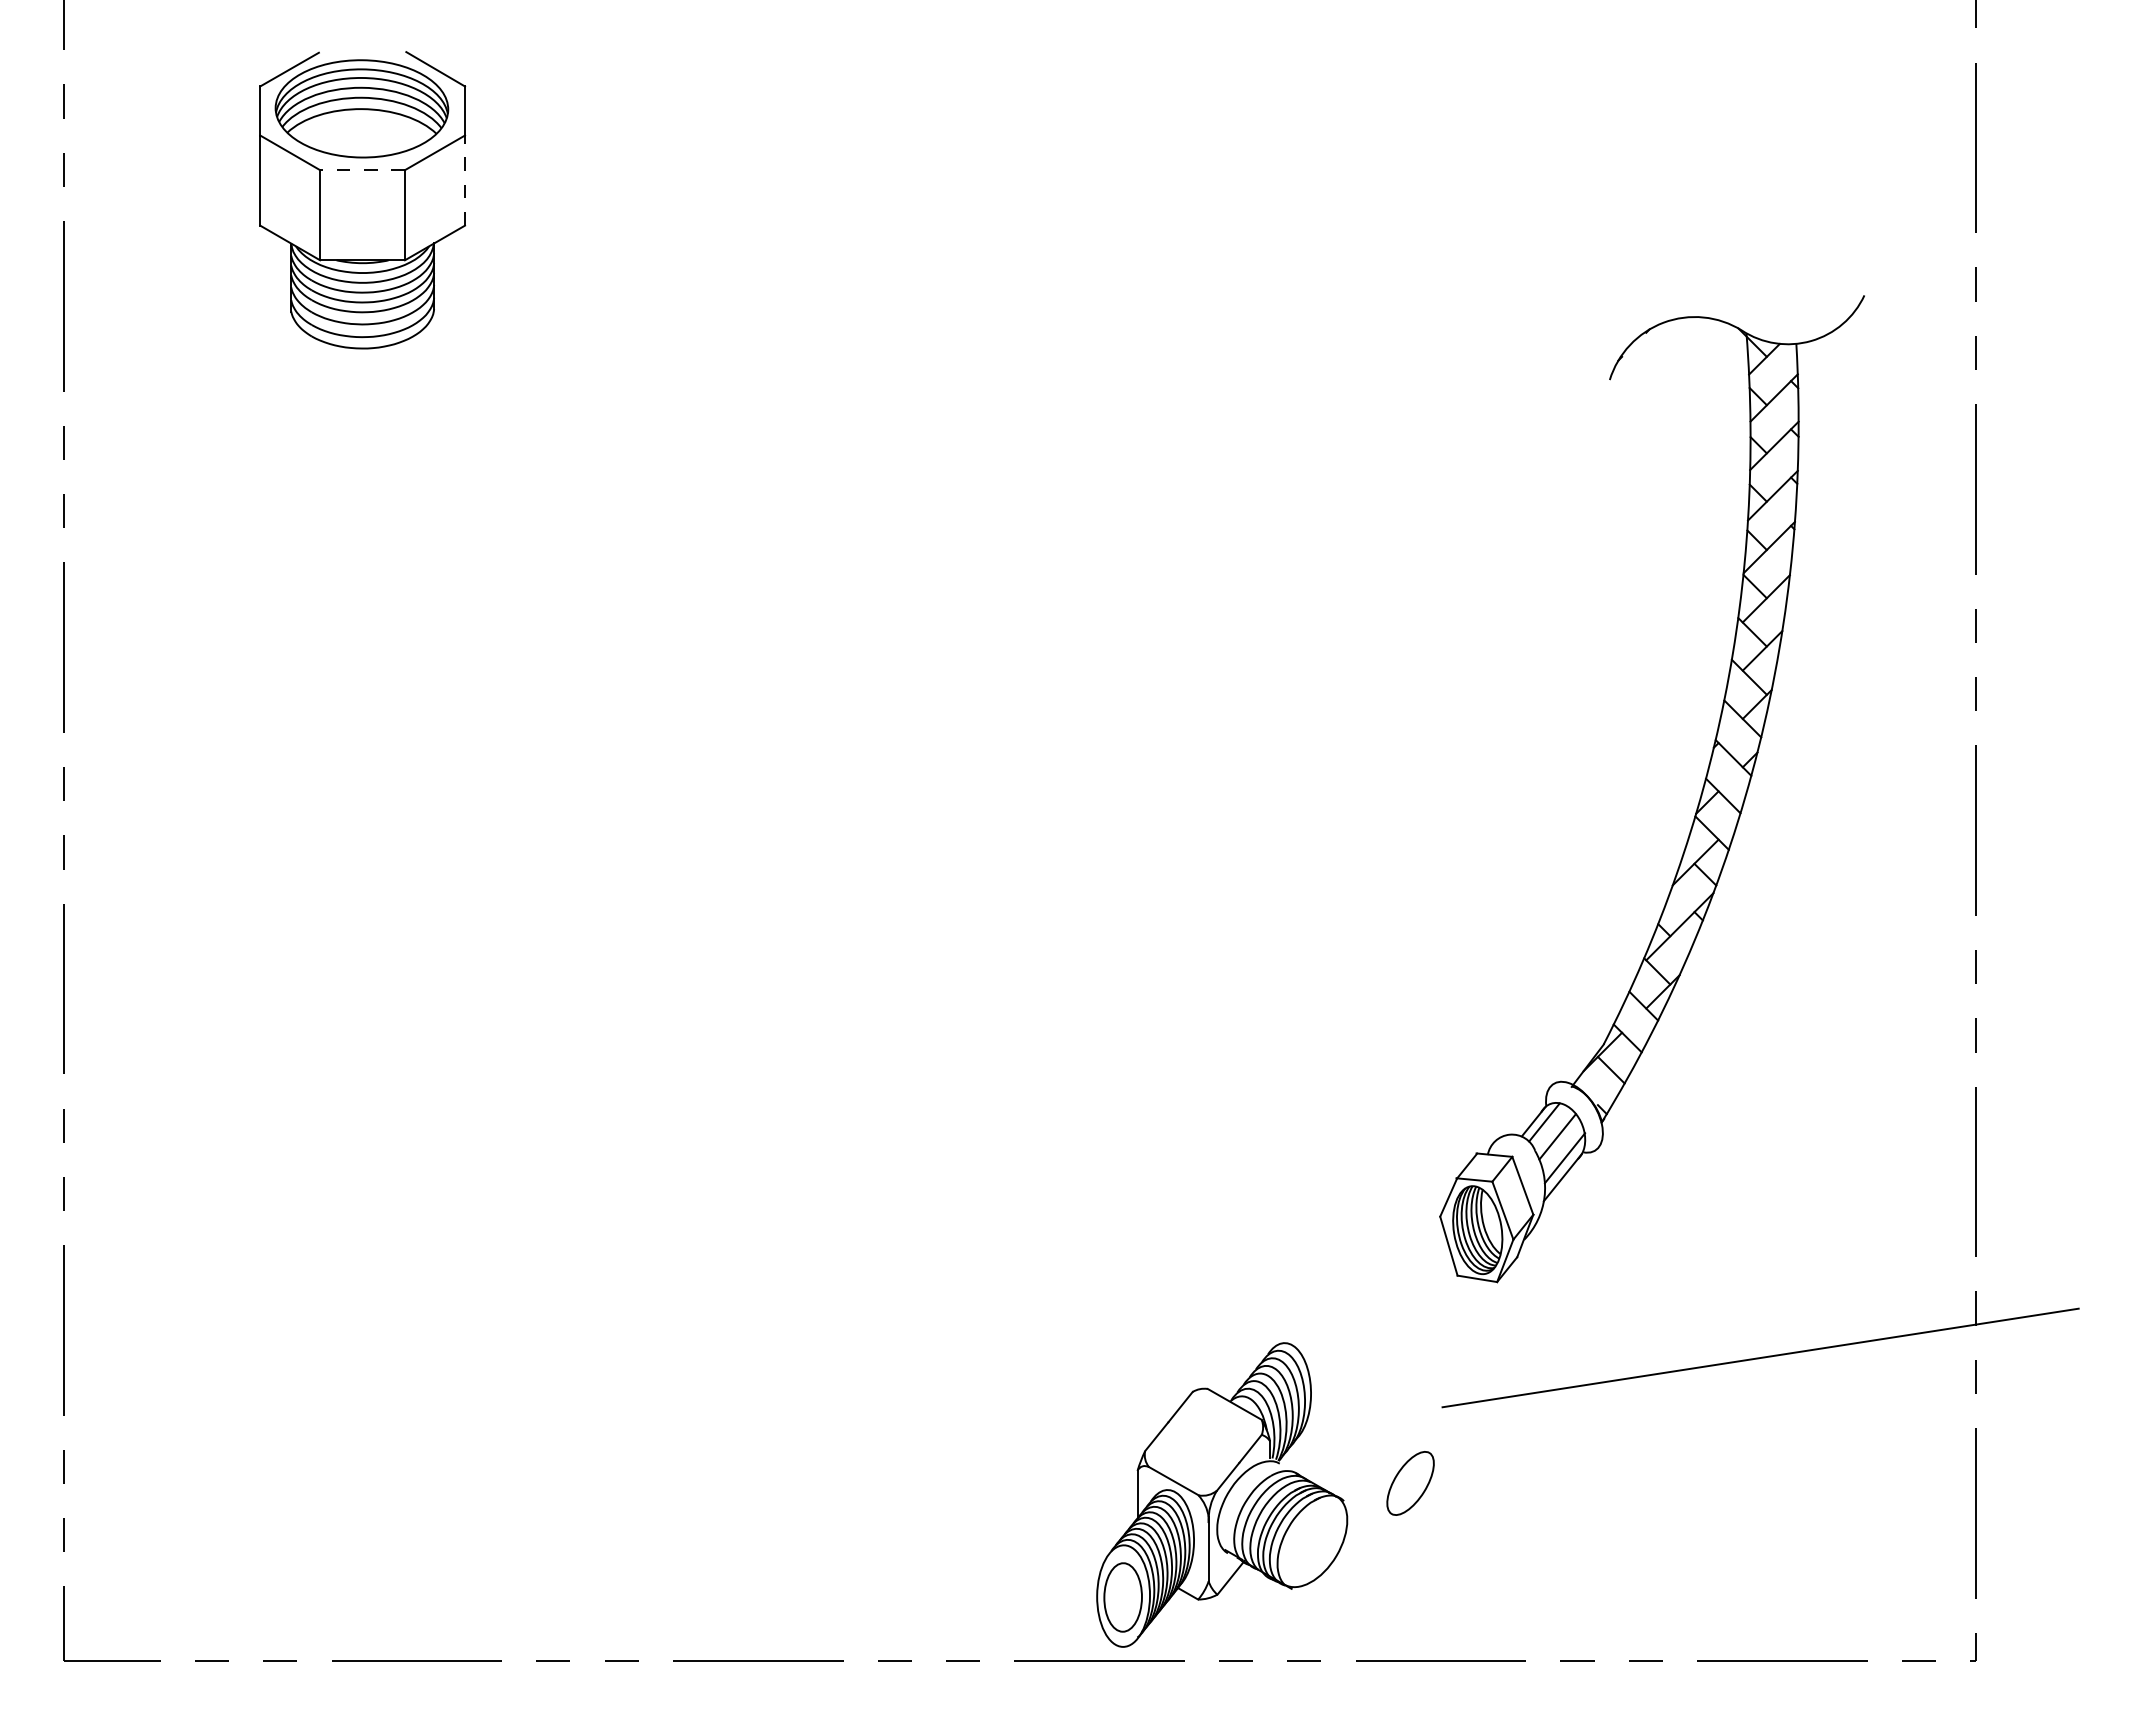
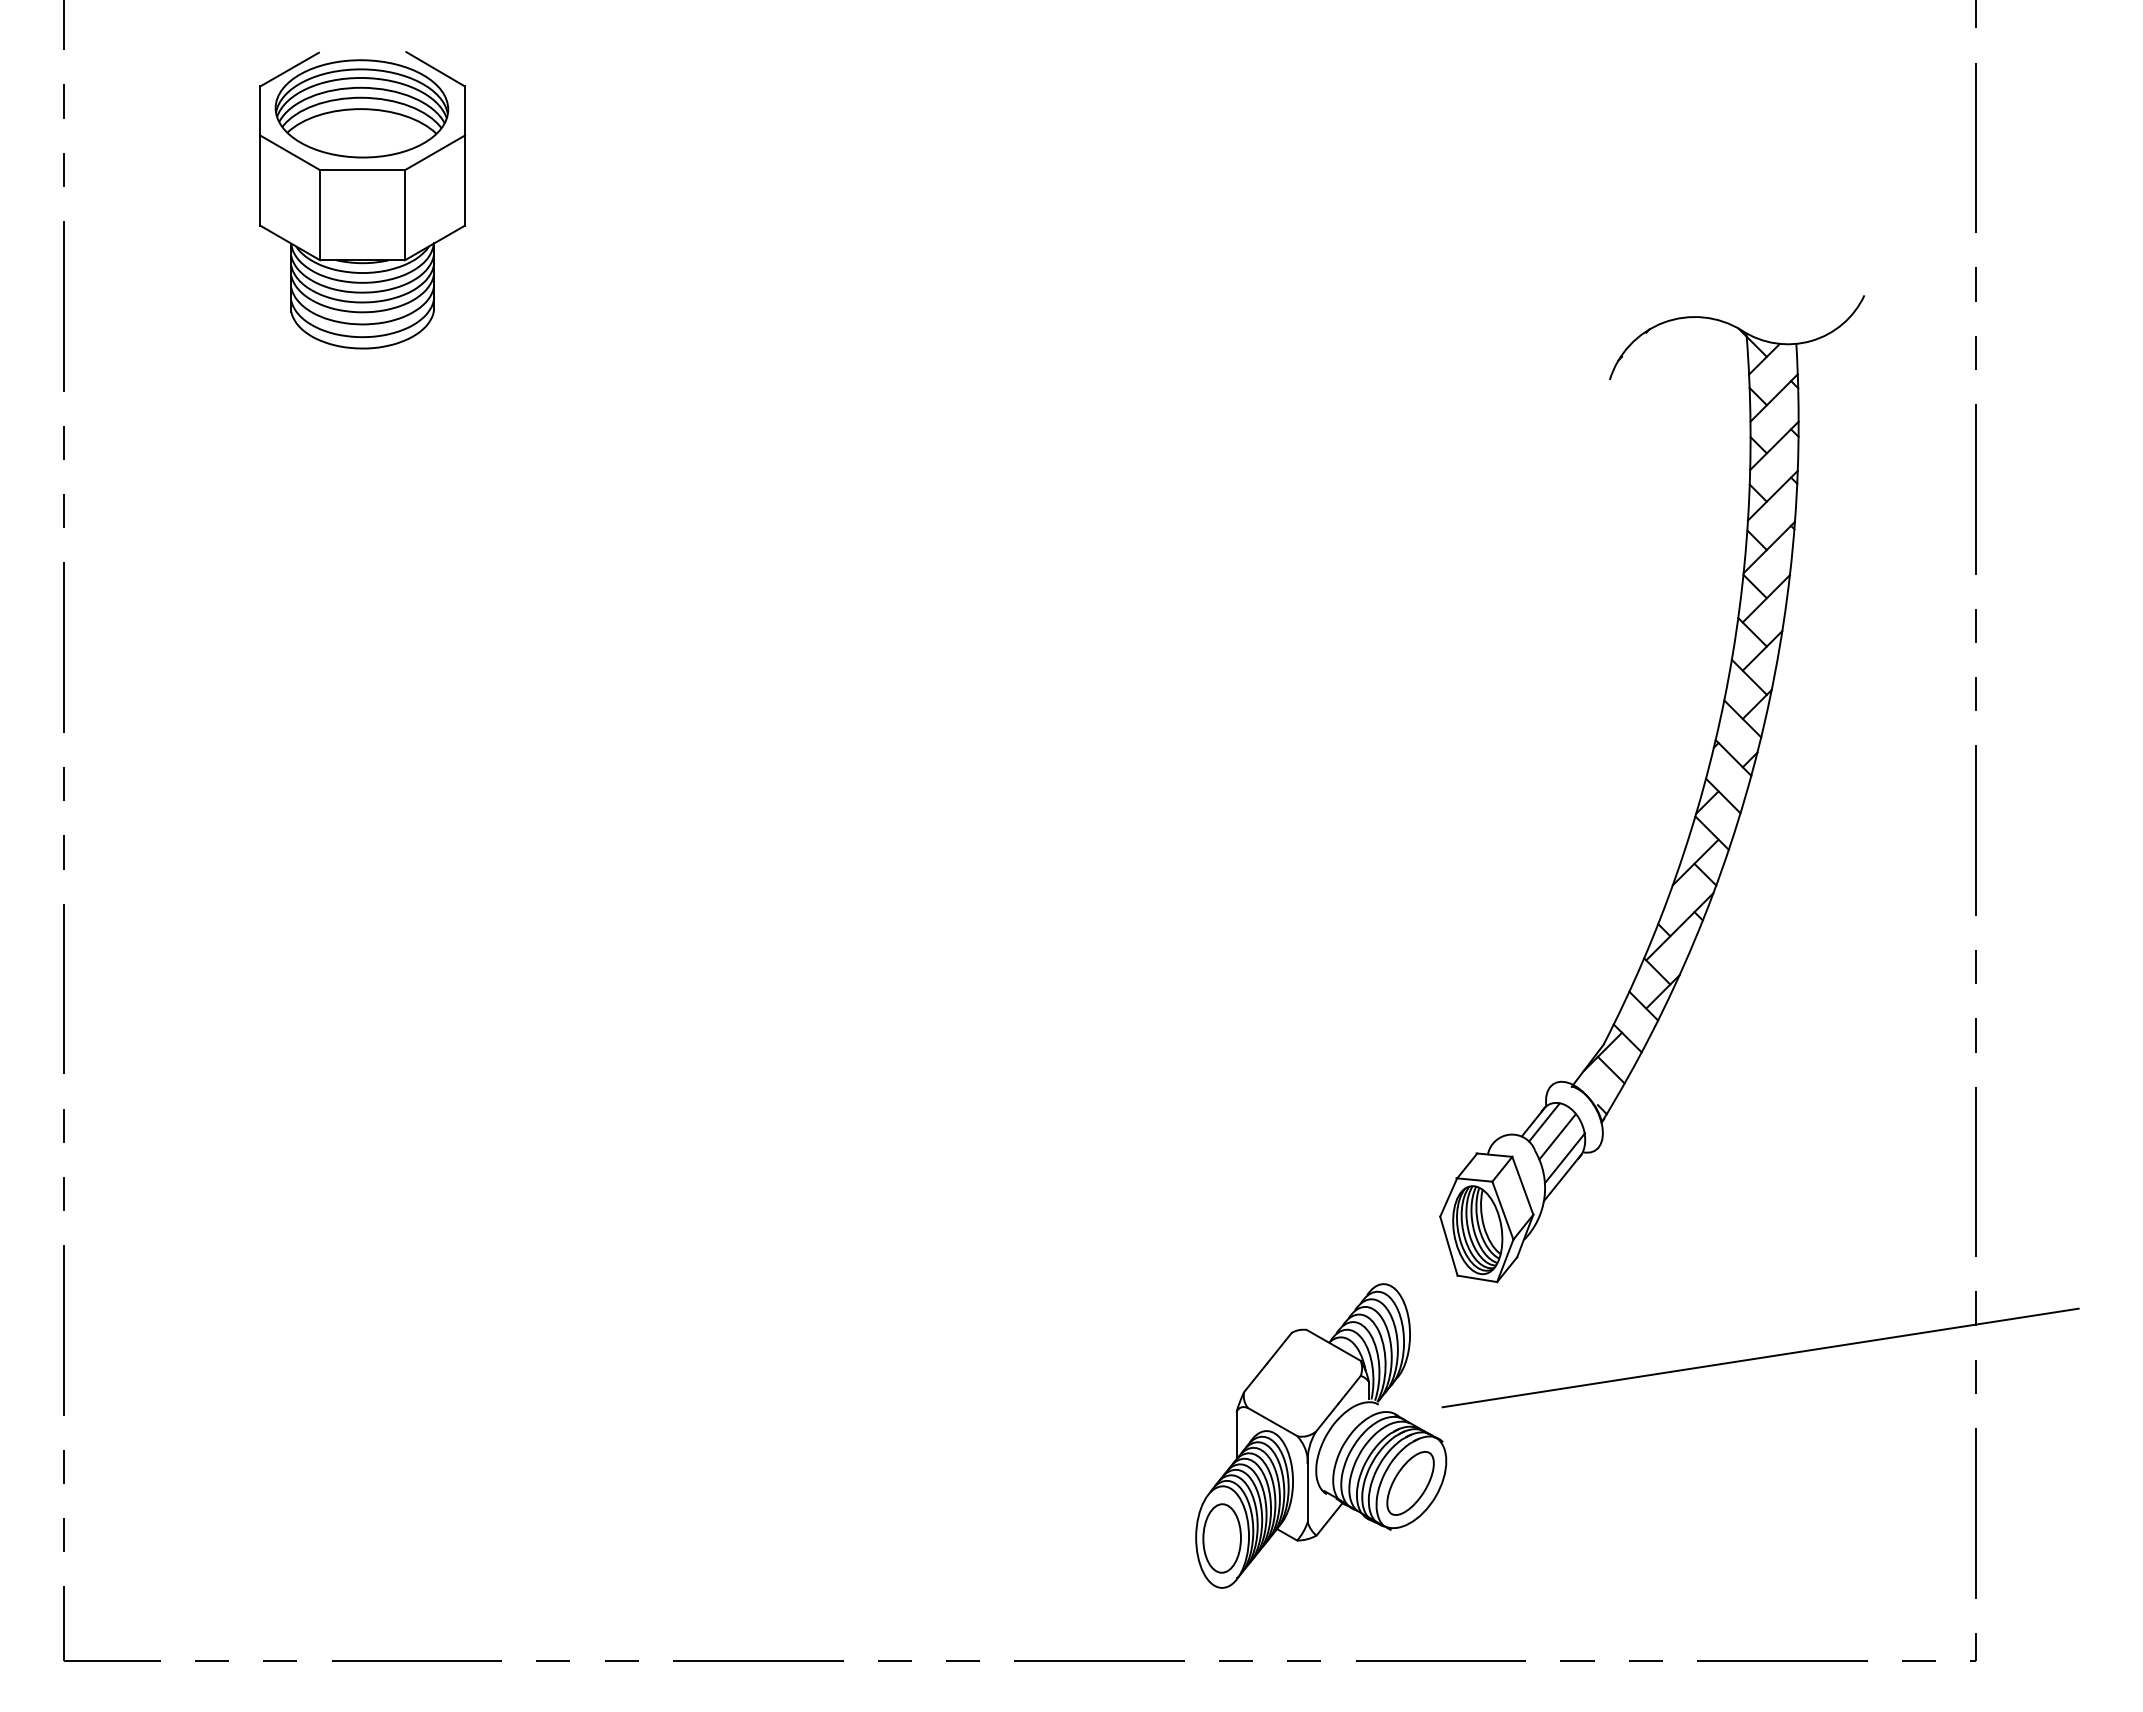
line: dashed -> solid (362, 170)
line: dashed -> solid (465, 180)
part position: (1222, 1494) -> (1321, 1435) (1321, 1435)
